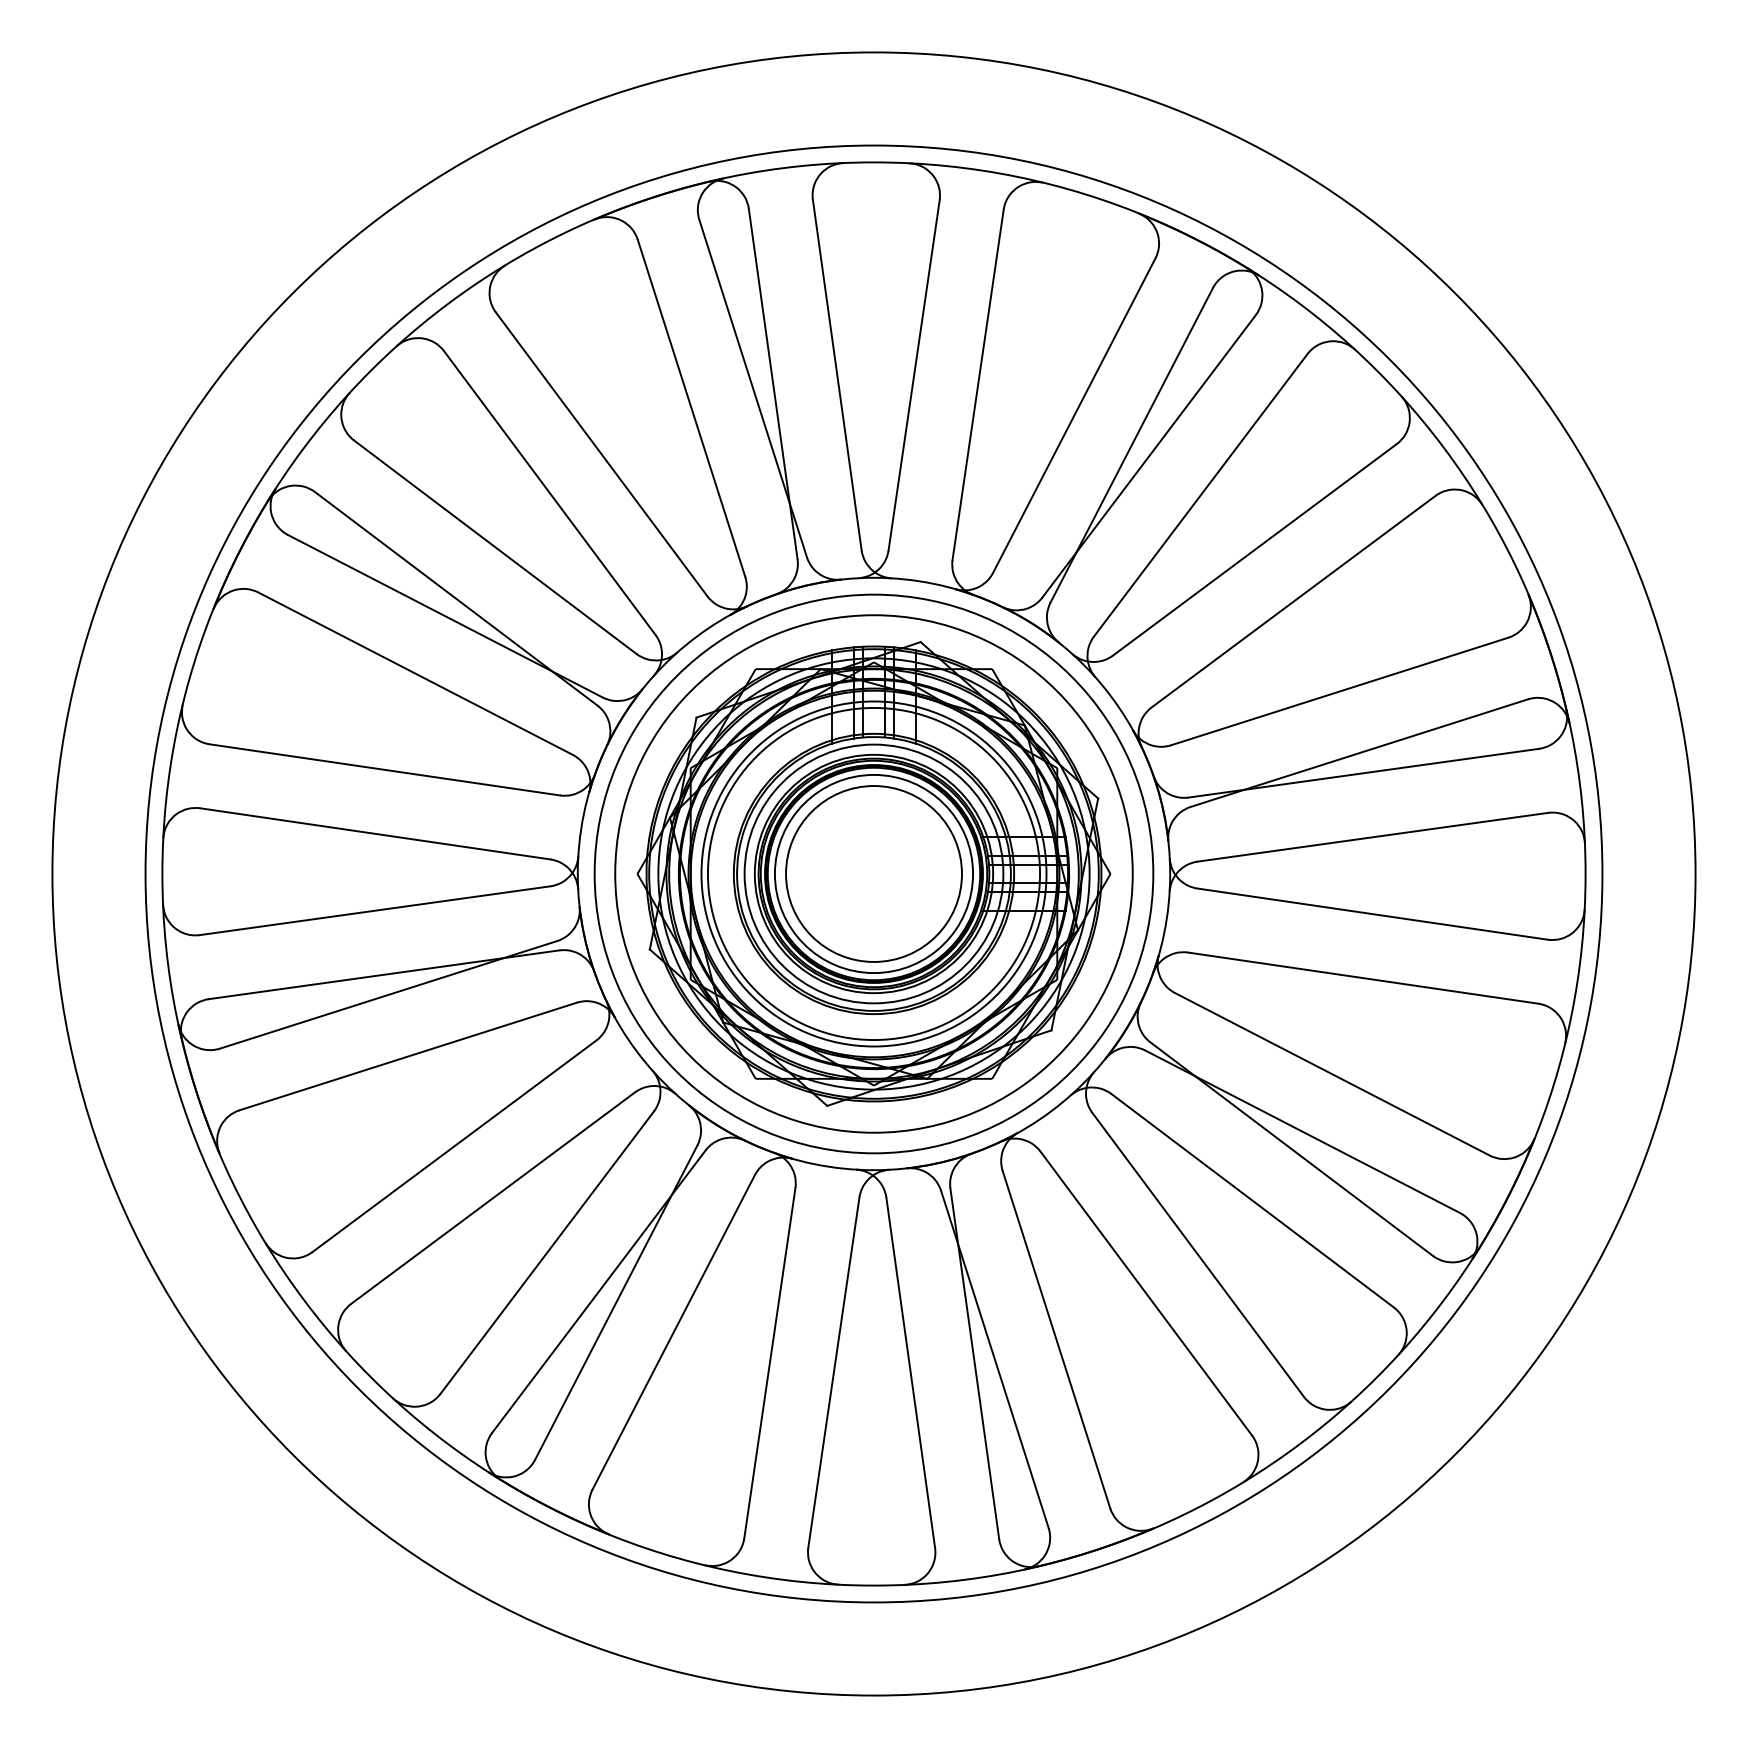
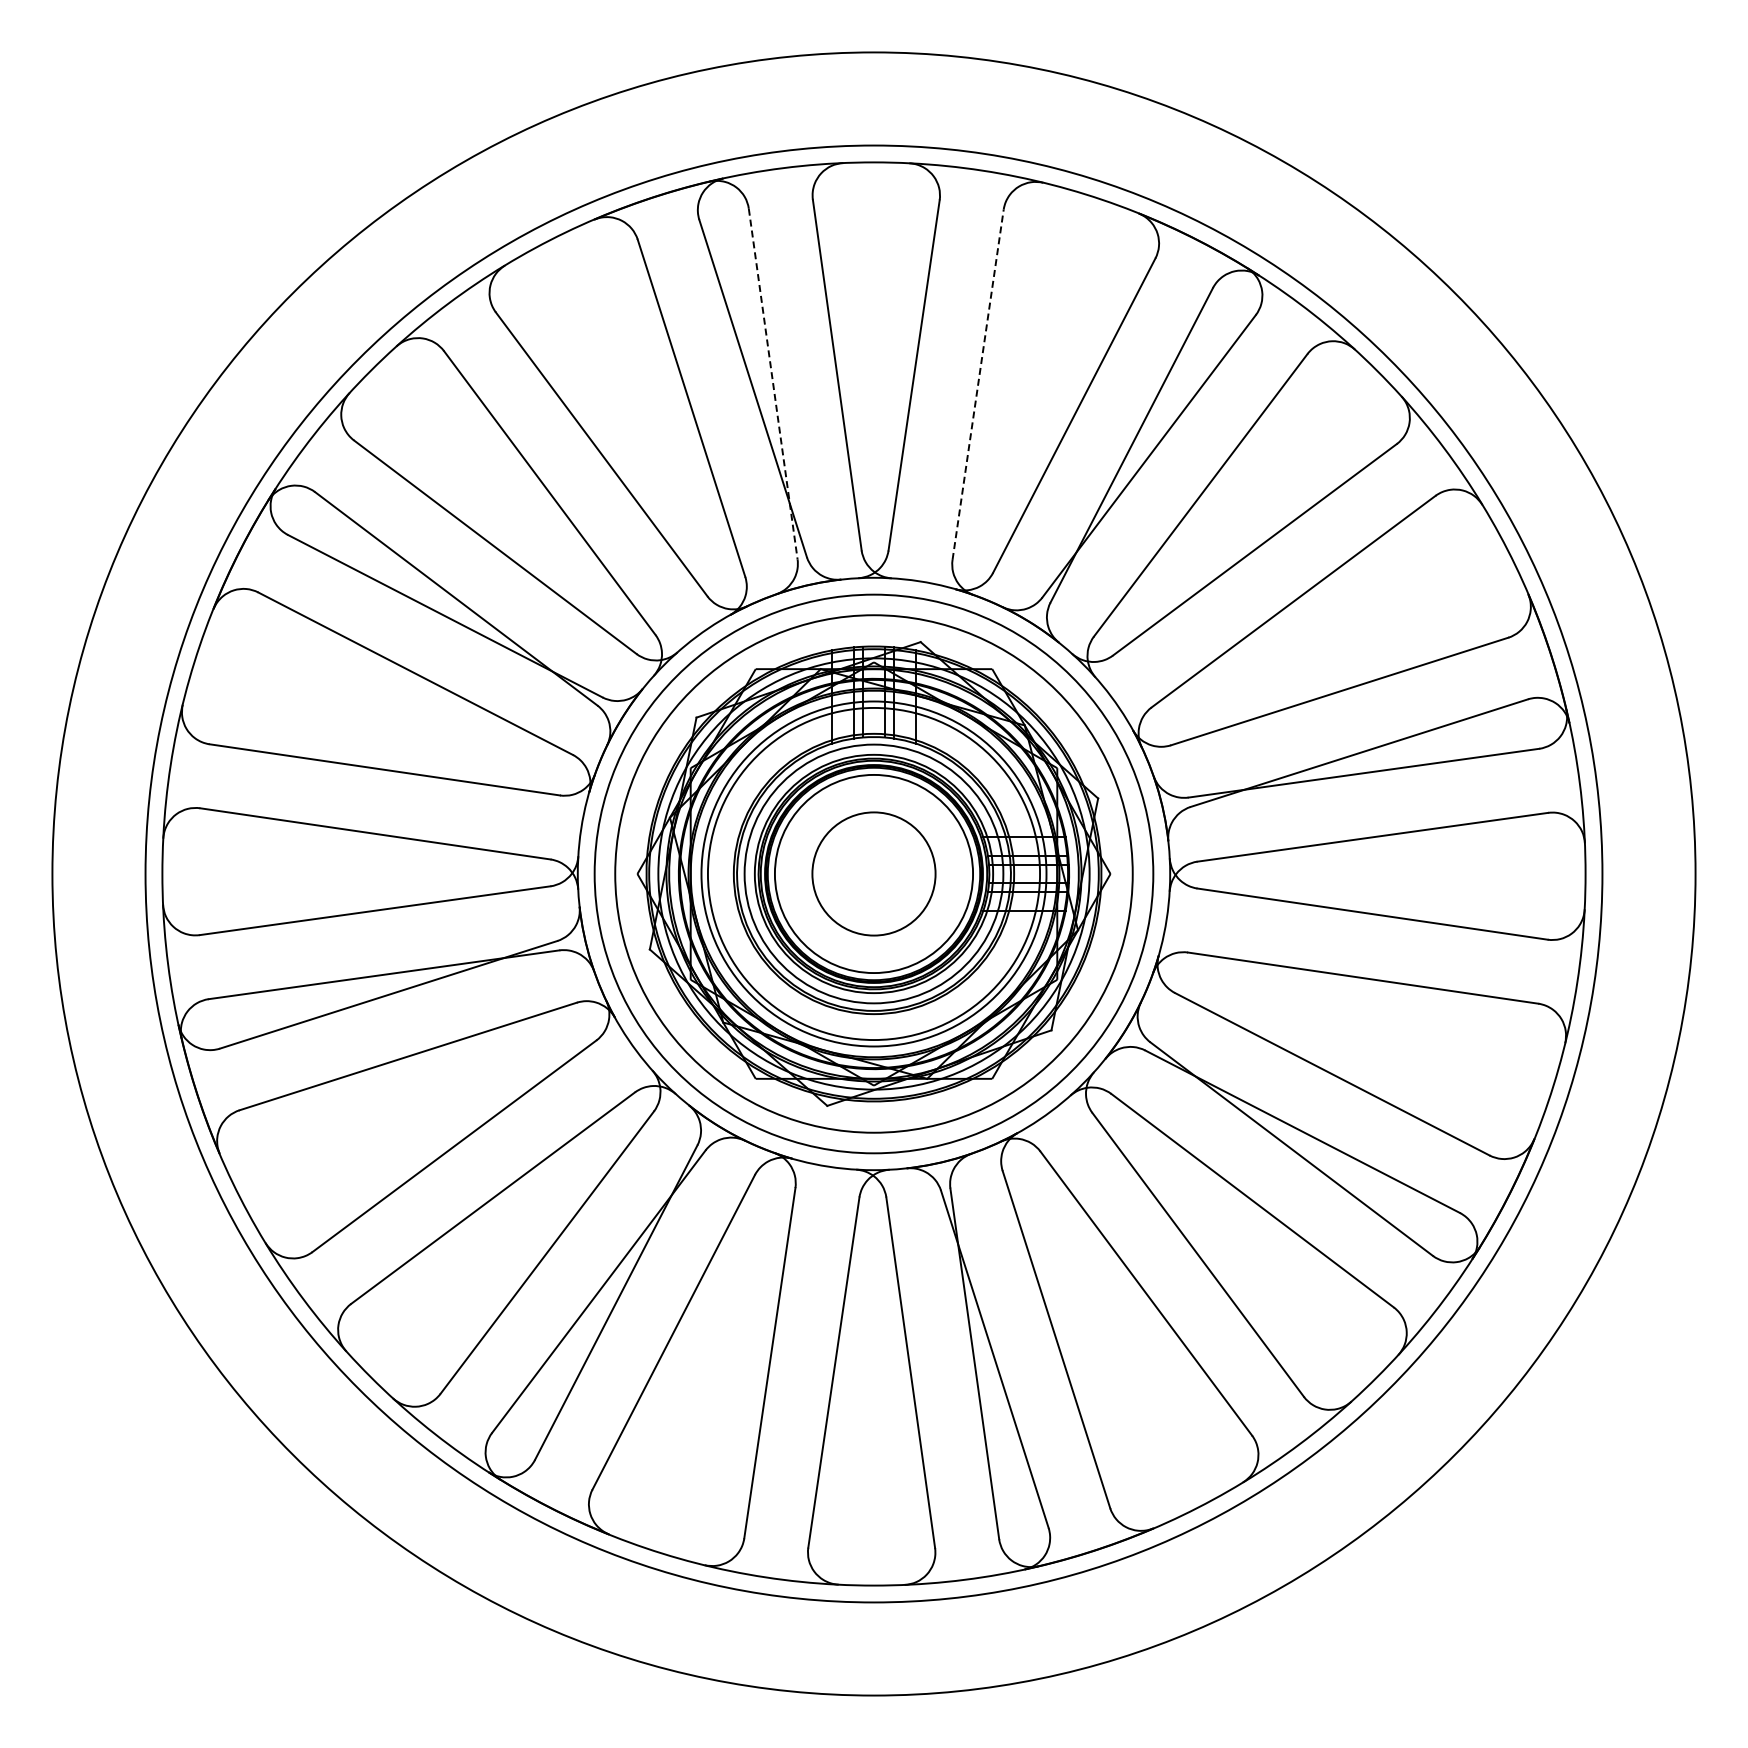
line: solid -> dashed (773, 384)
line: solid -> dashed (978, 384)
circle diameter: 176 px -> 123 px (873, 873)
